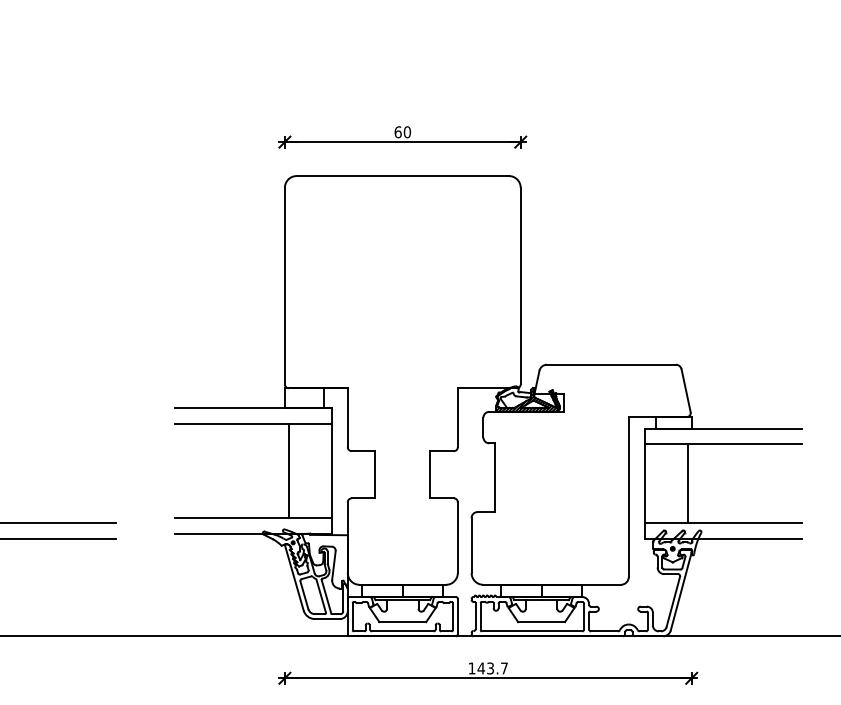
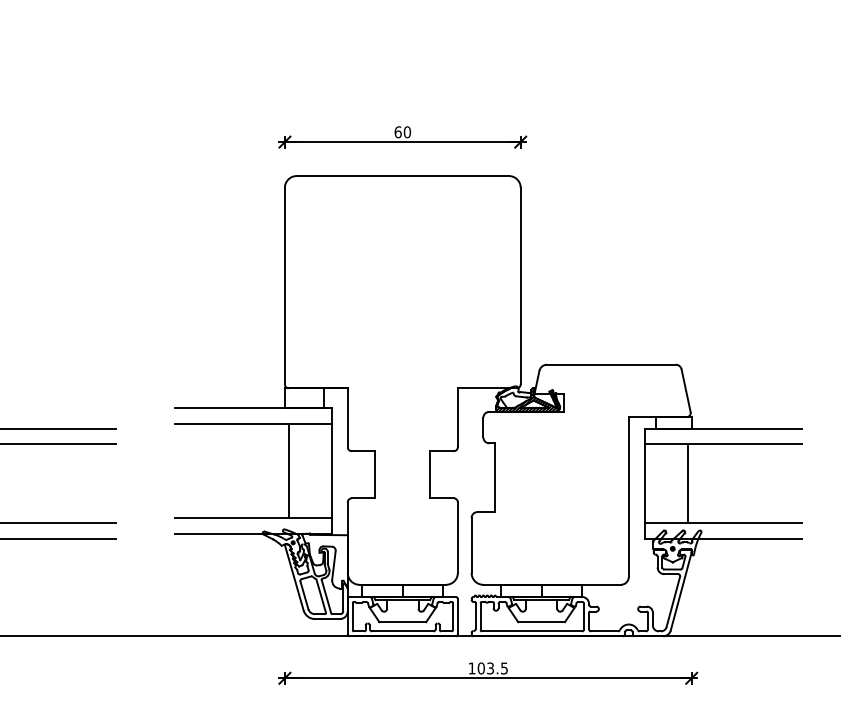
line: none -> present (58, 428)
line: none -> present (58, 444)
text: 143.7 -> 103.5 (492, 668)
